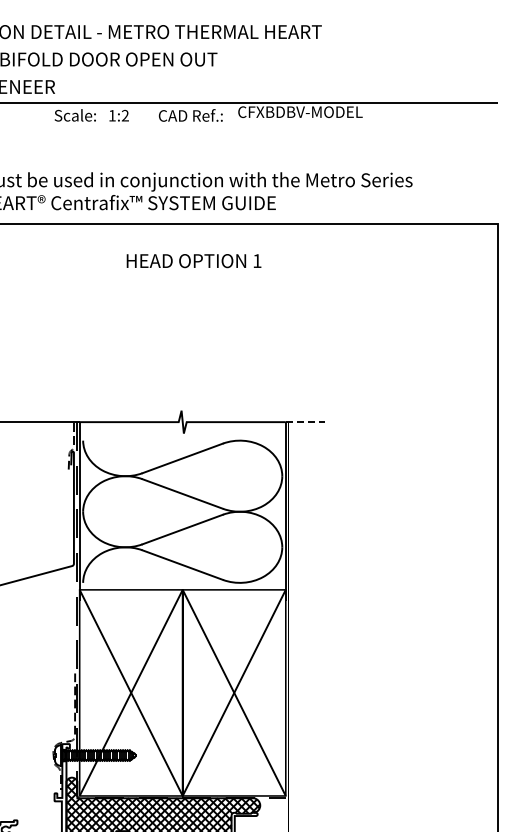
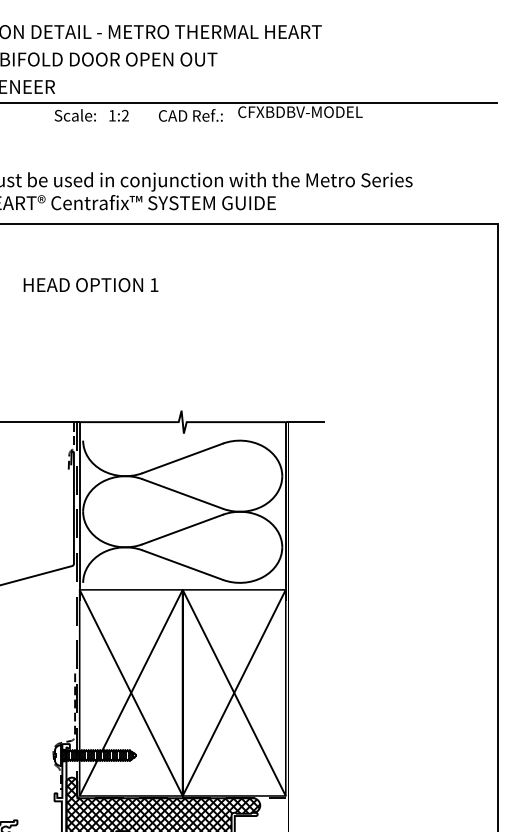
text position: (193, 261) -> (90, 285) (90, 285)
line: dashed -> solid (305, 422)
